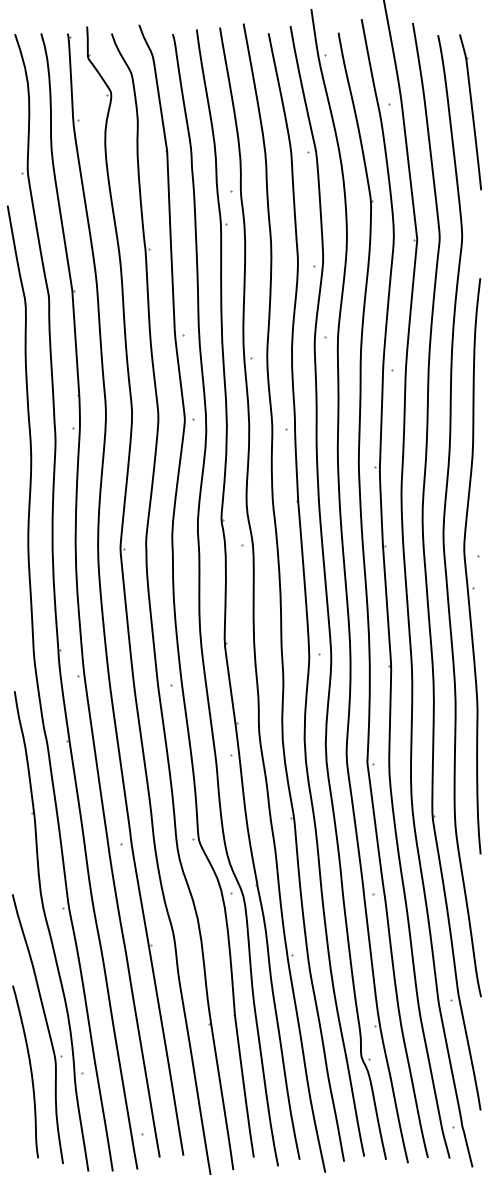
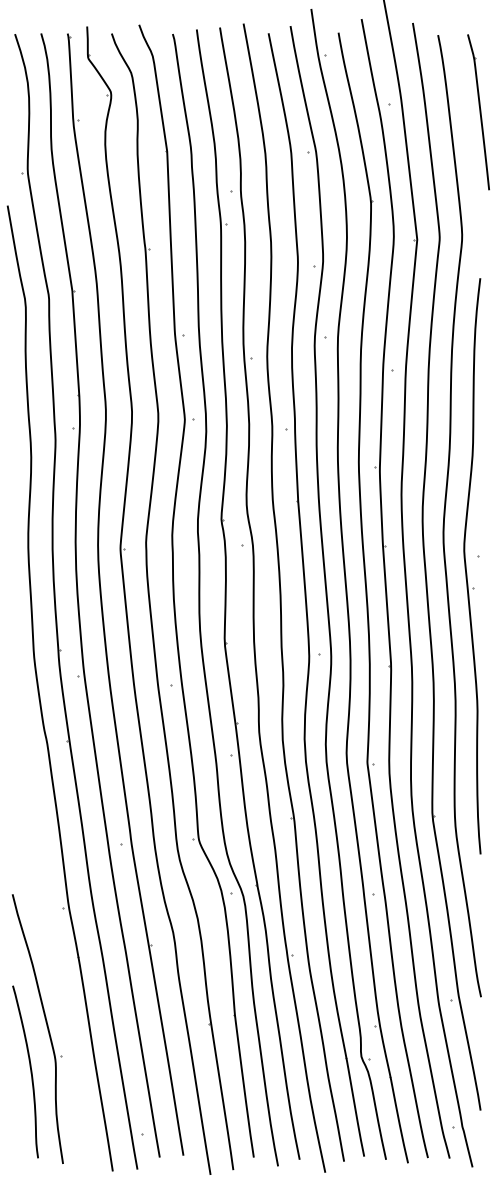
part position: (470, 112) -> (478, 112) (478, 112)
part: present -> none (51, 931)
